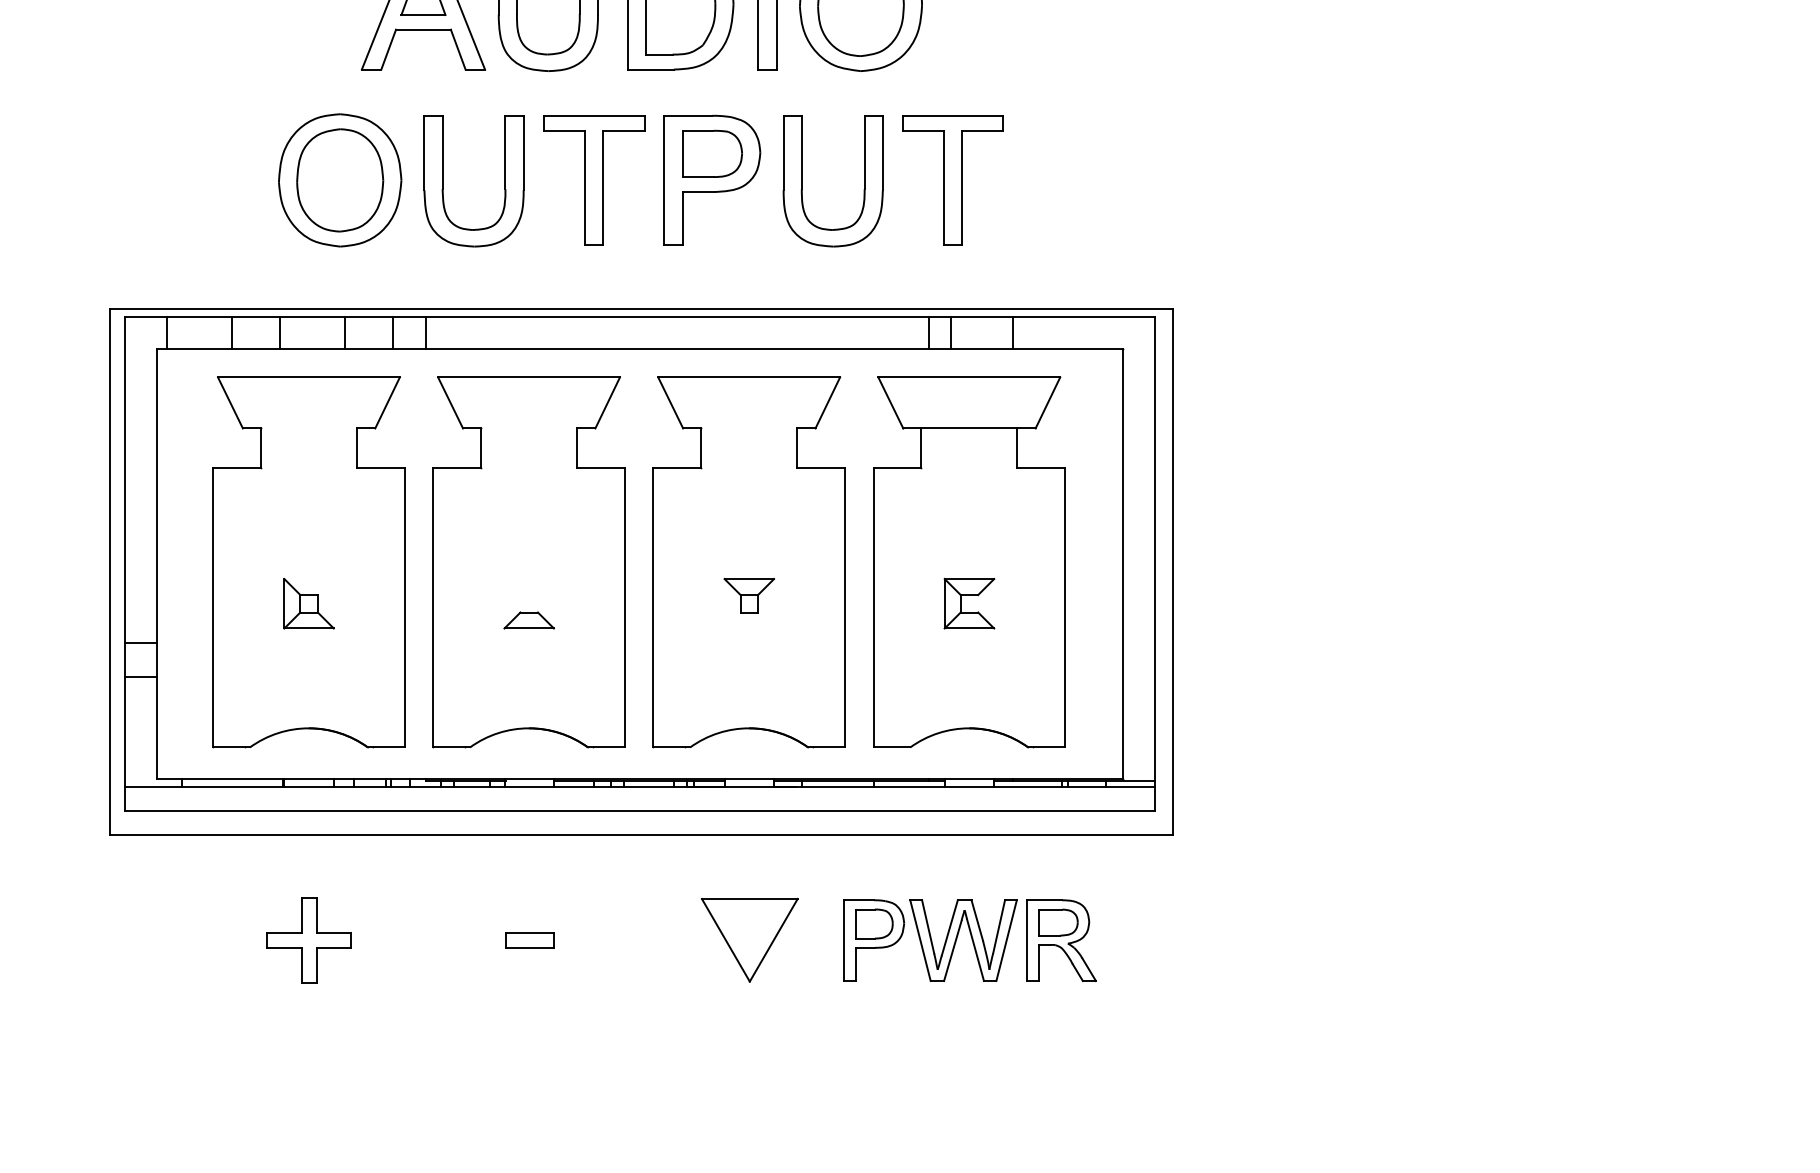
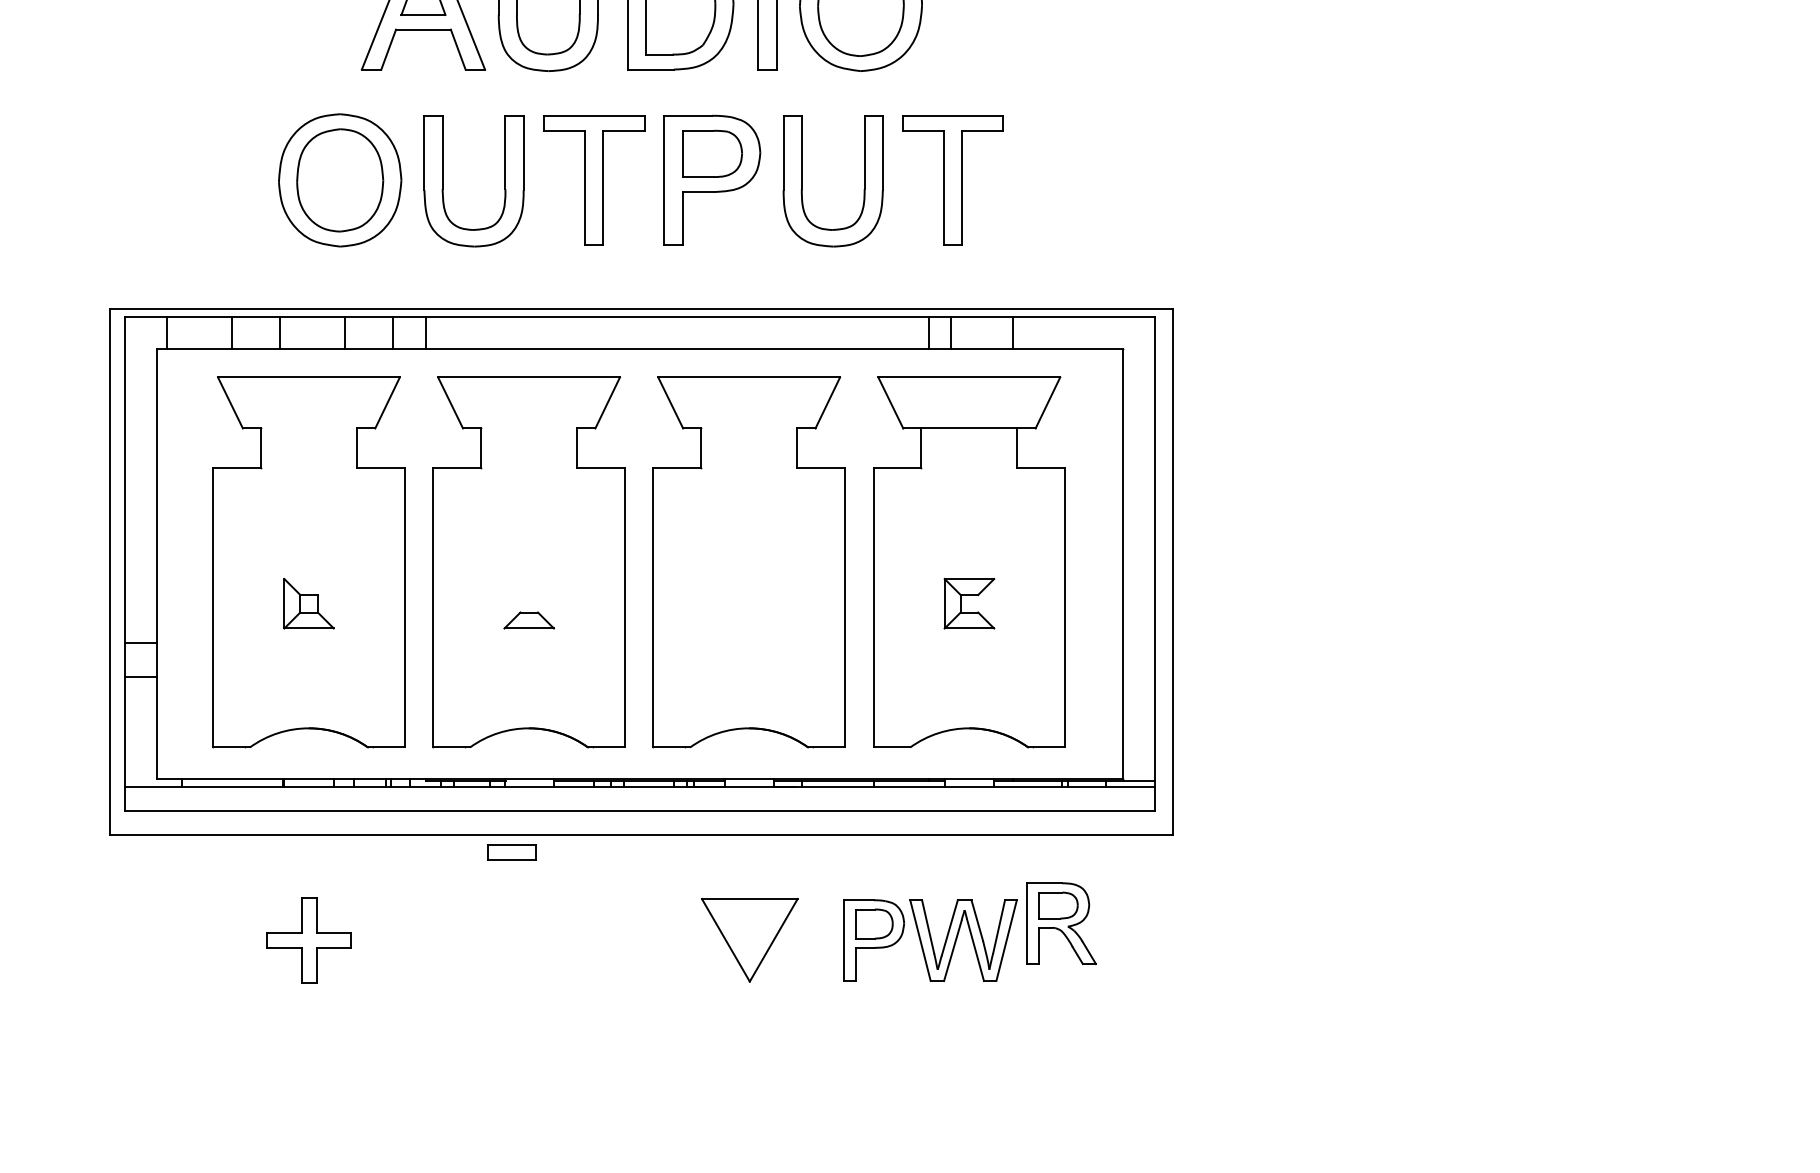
part: present -> none (748, 595)
part position: (529, 940) -> (511, 852) (511, 852)
part position: (1061, 940) -> (1061, 923) (1061, 923)
